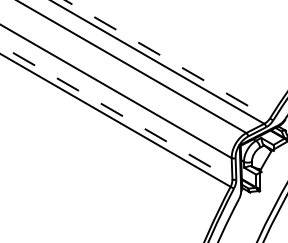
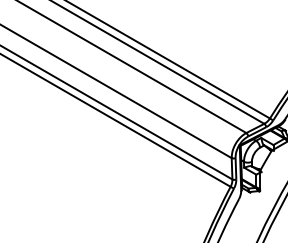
line: dashed -> solid (167, 59)
line: dashed -> solid (116, 112)
